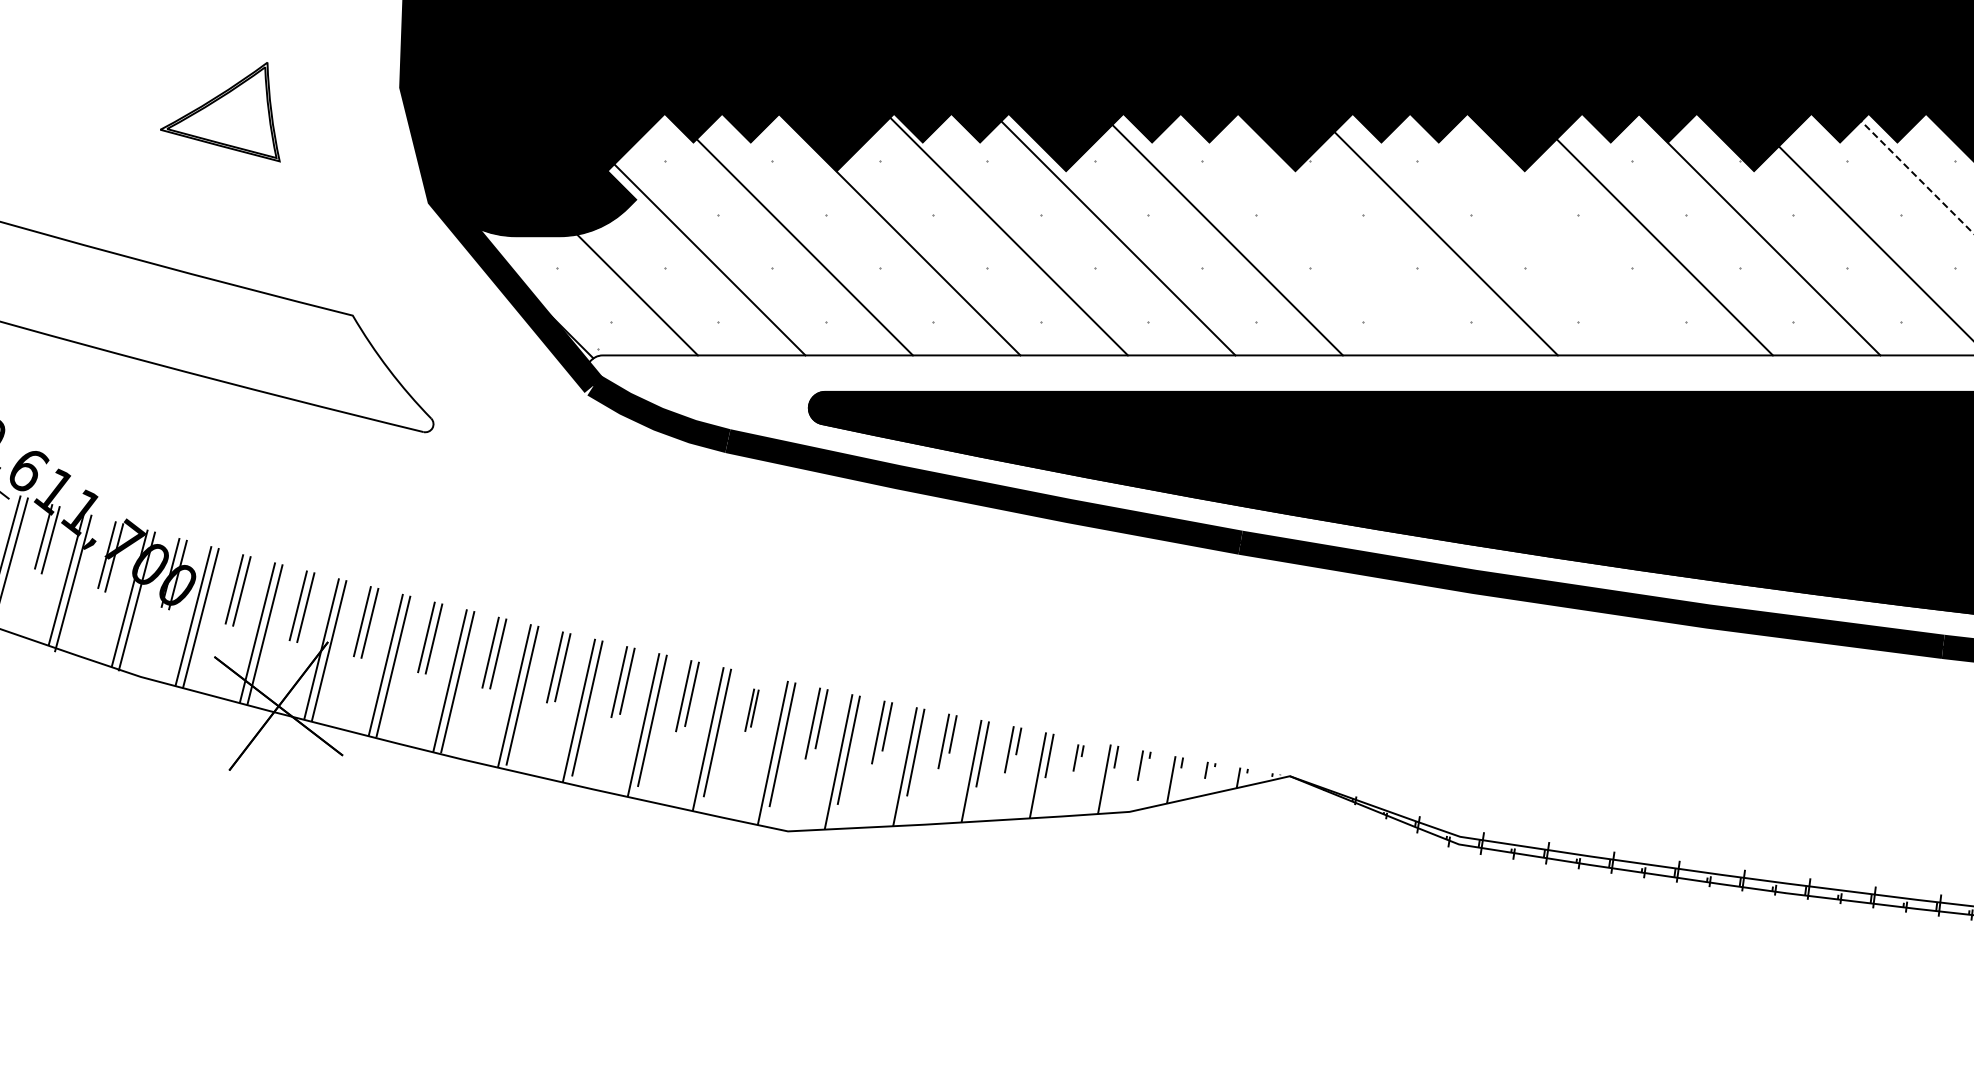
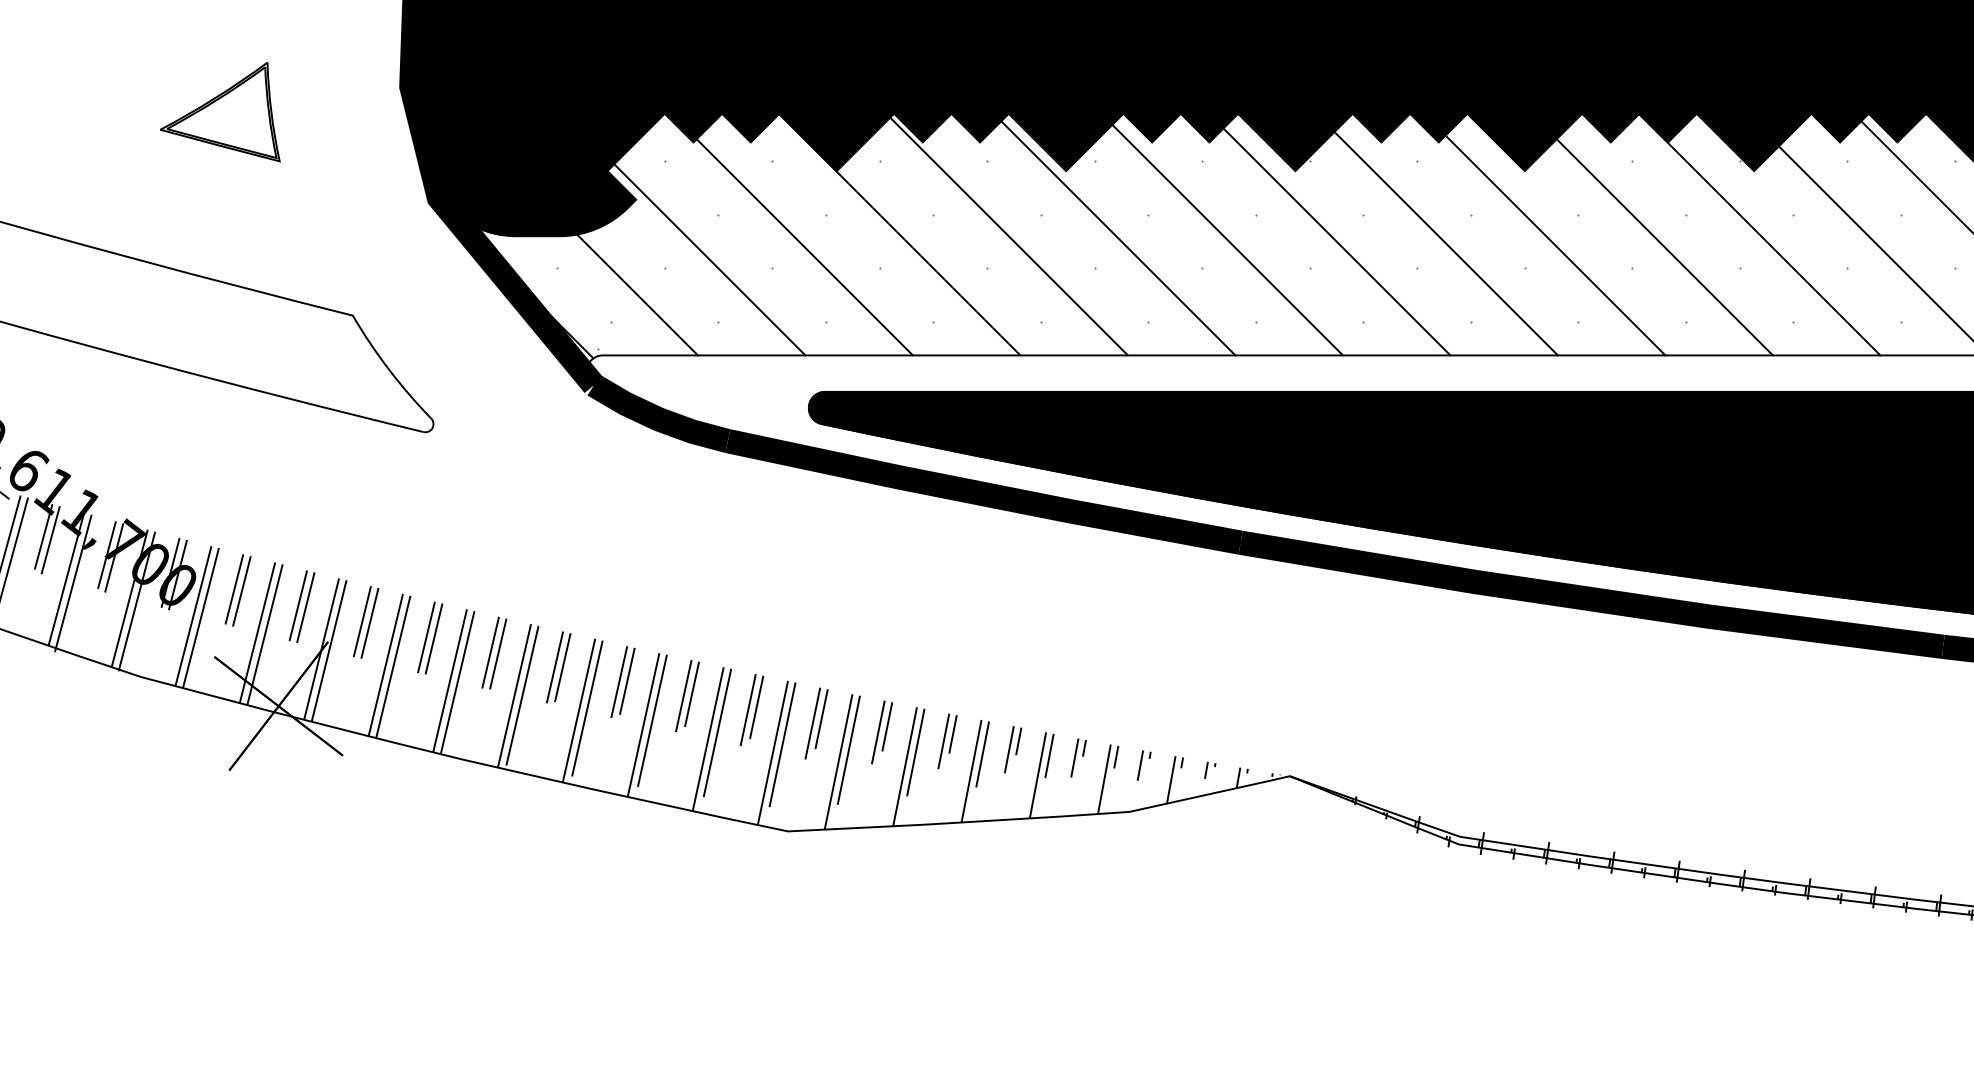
line: dashed -> solid (1916, 176)
line: none -> present (1336, 241)
line: none -> present (1555, 245)
part size: 16x44 px -> 26x73 px (751, 710)
part size: 13x28 px -> 17x40 px (1078, 757)
